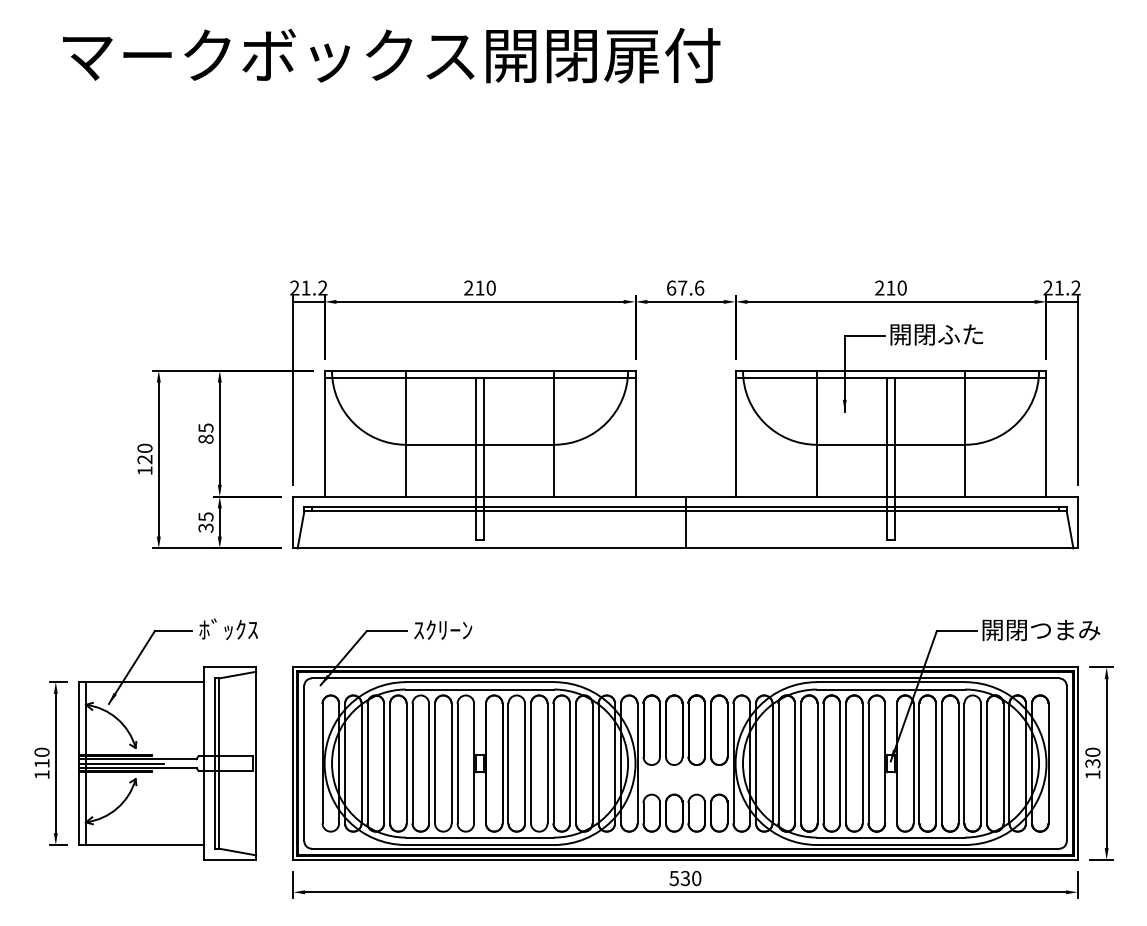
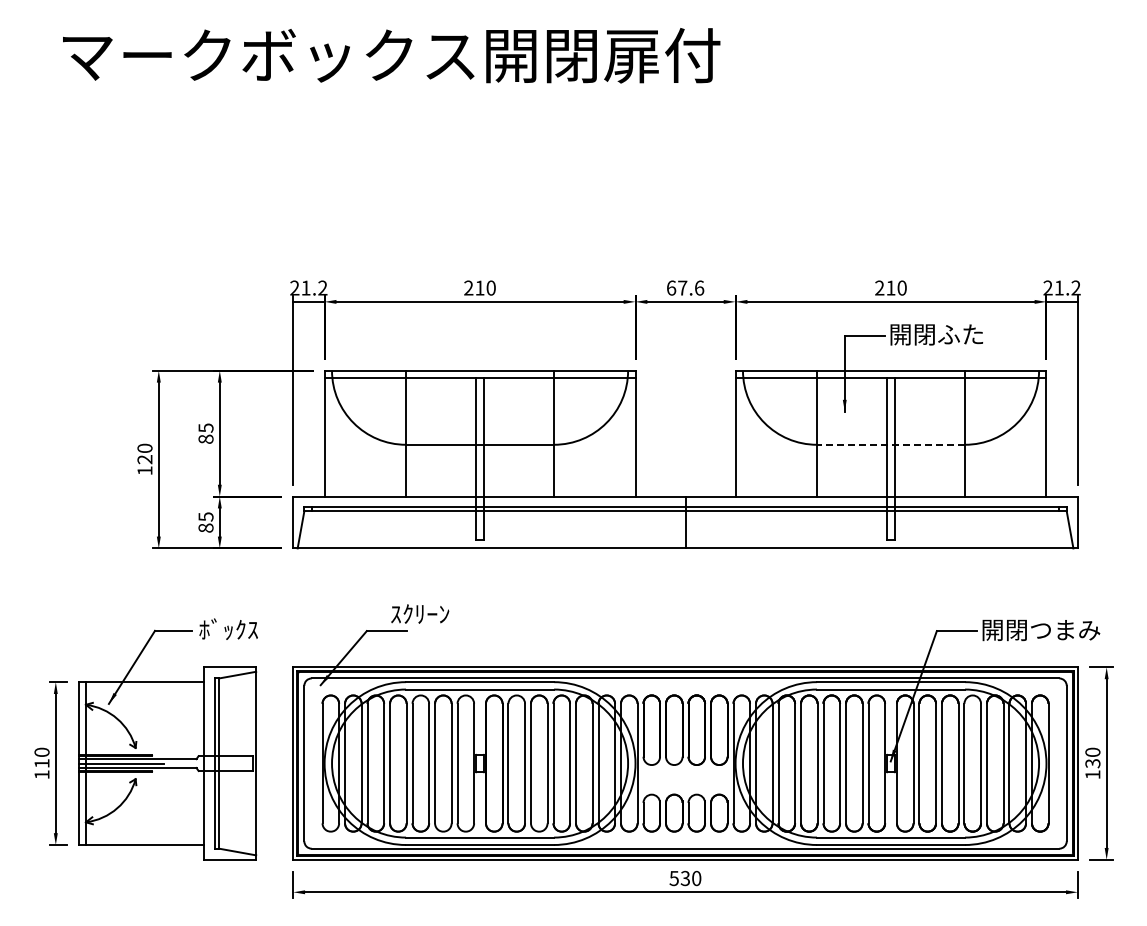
line: solid -> dashed (890, 444)
text: 35 -> 85 (205, 527)
text position: (443, 629) -> (420, 613) (420, 613)
